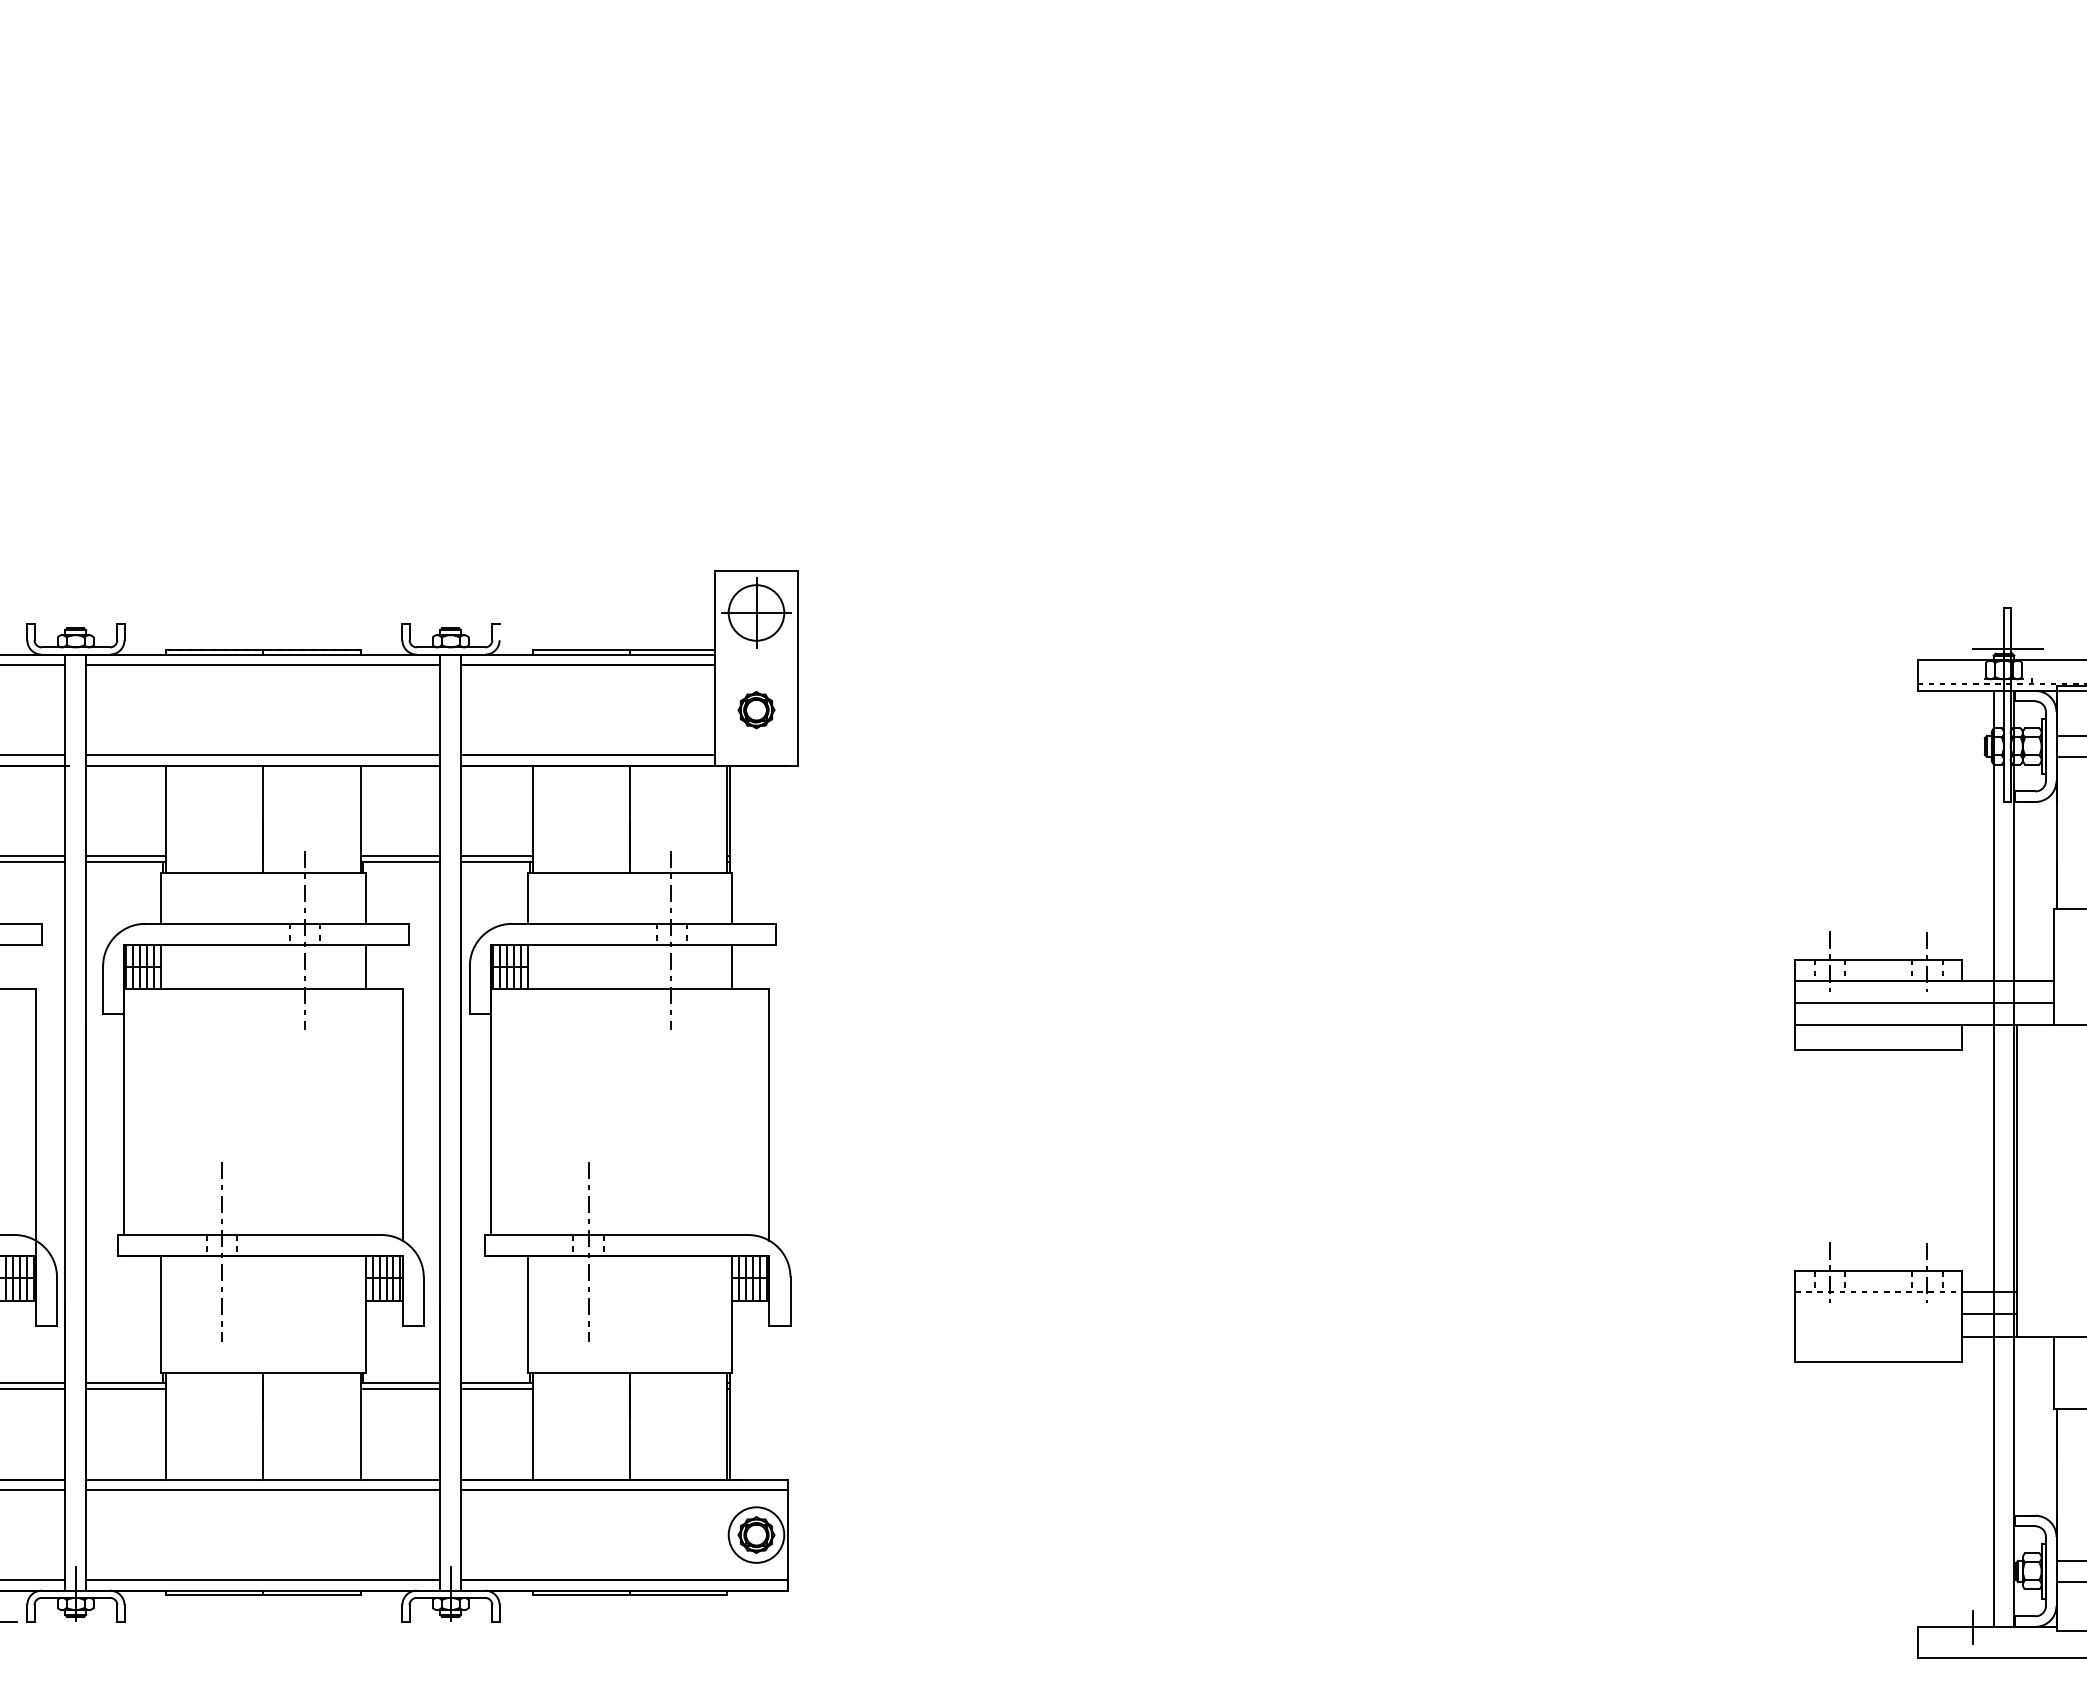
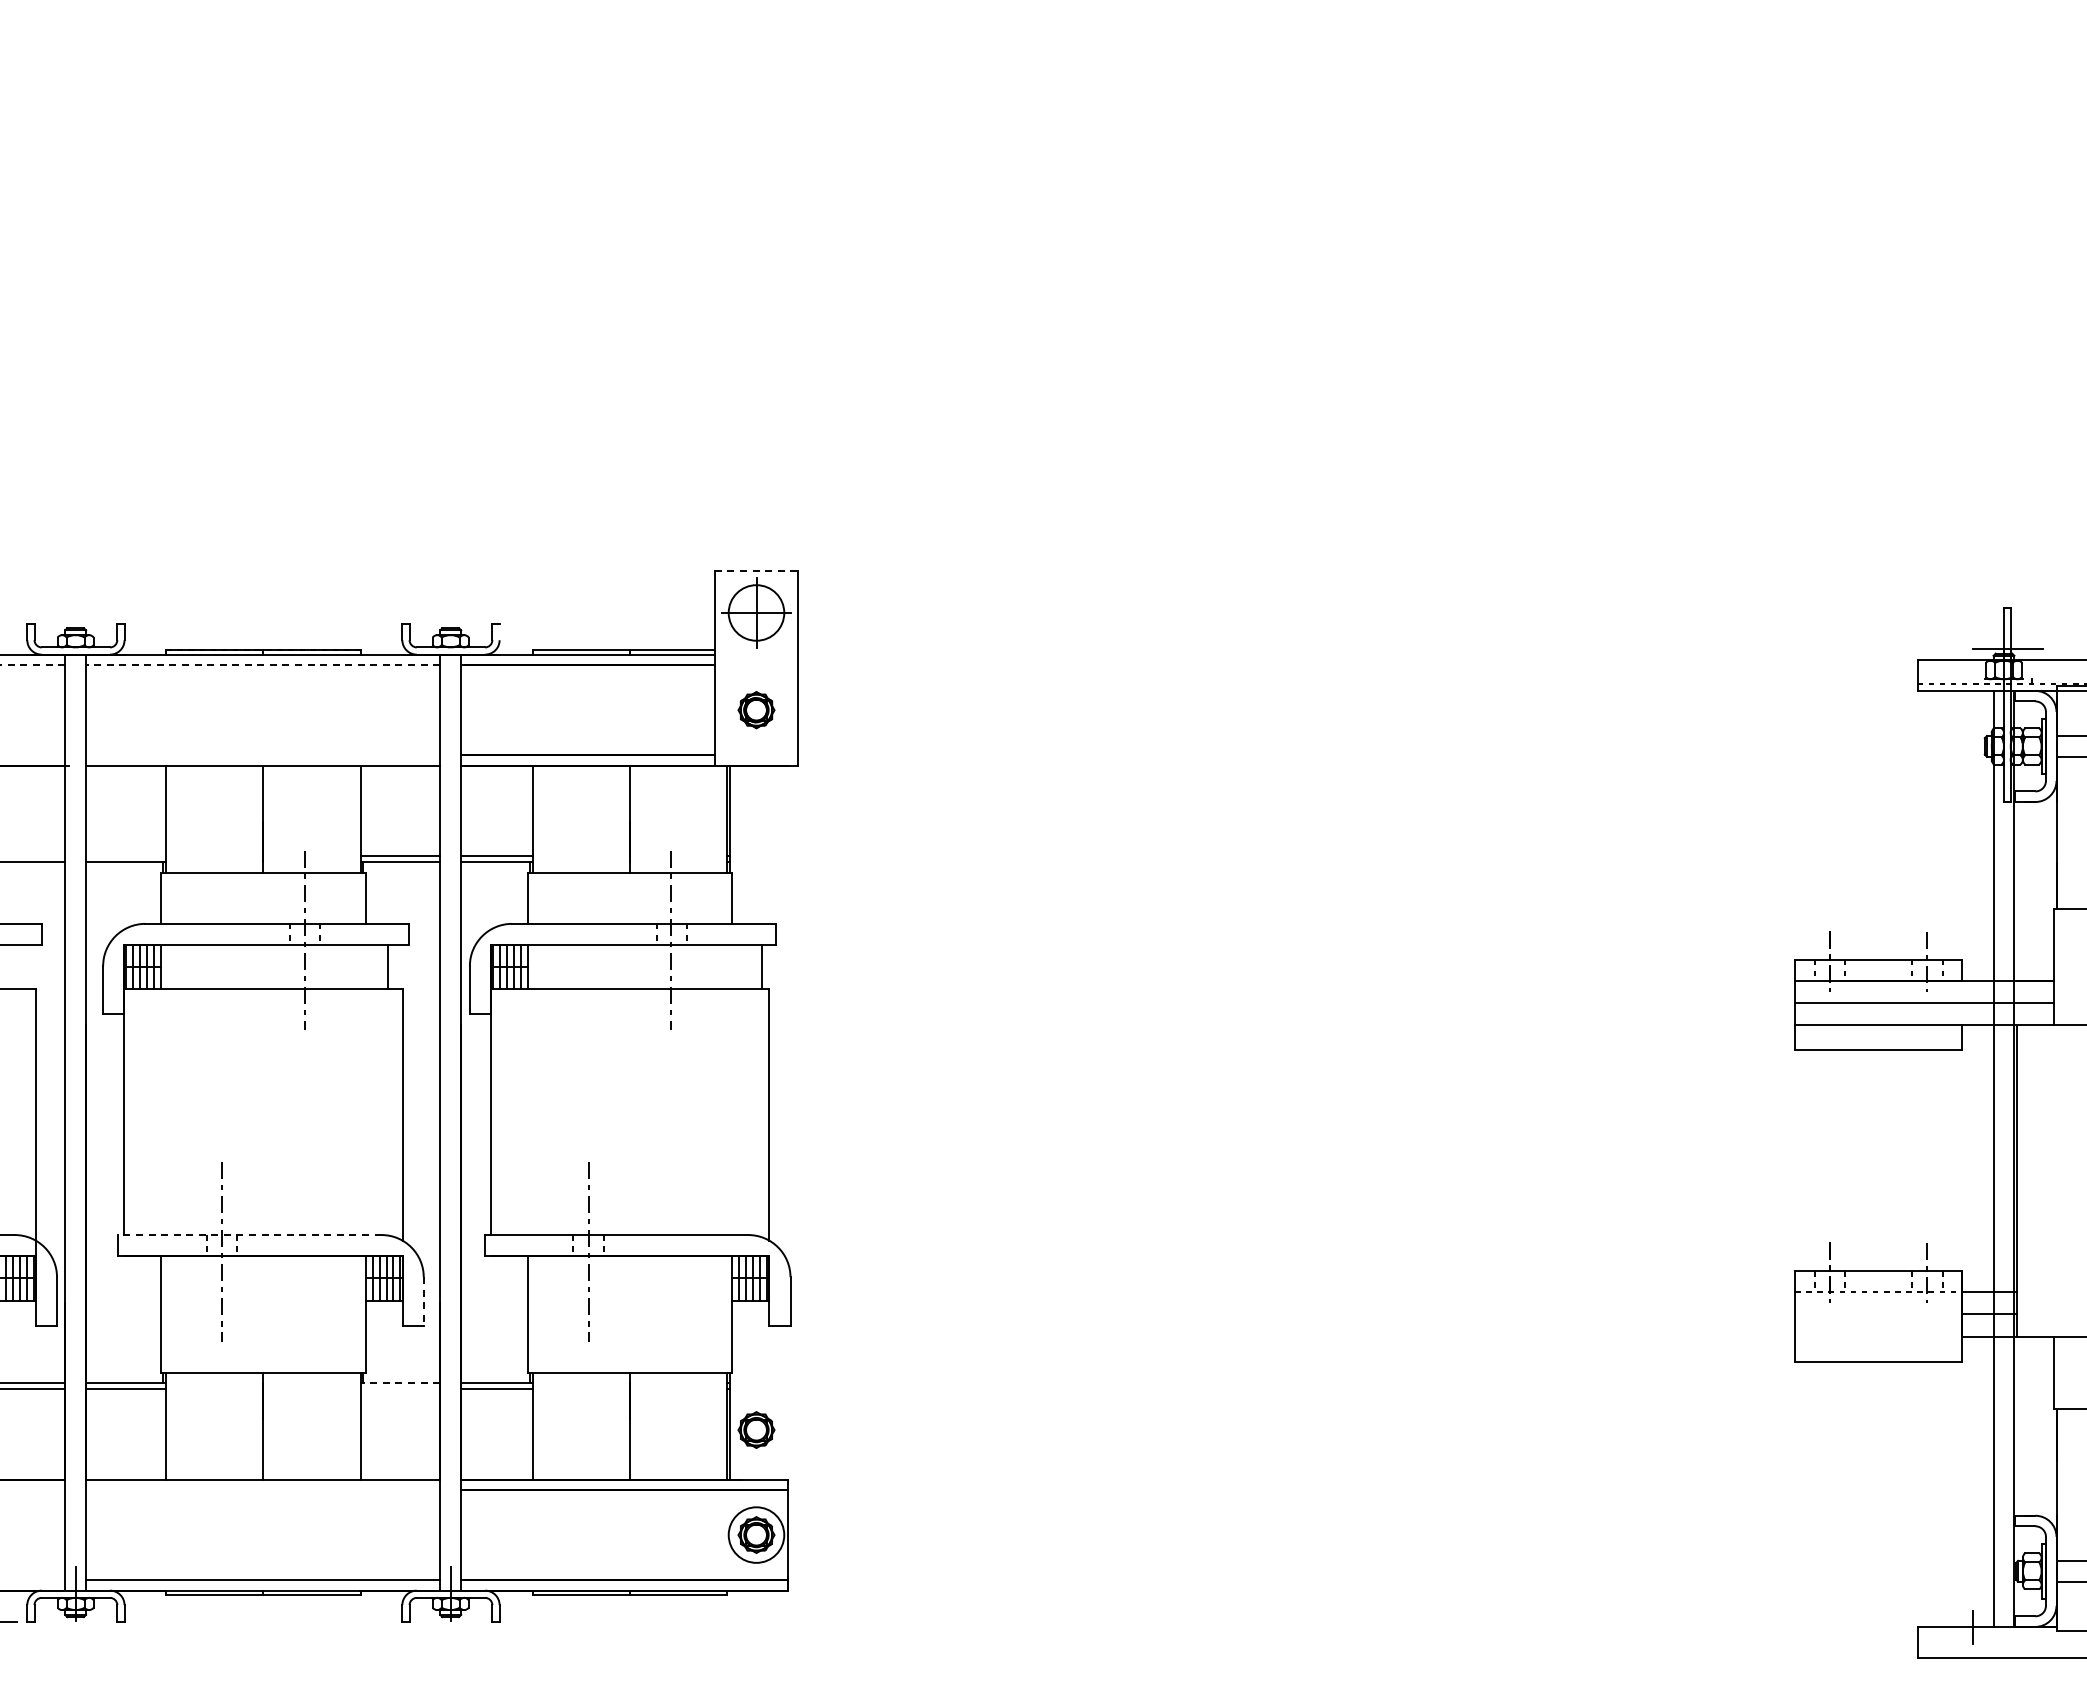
line: solid -> dashed (756, 571)
line: solid -> dashed (32, 665)
line: solid -> dashed (263, 665)
line: present -> none (33, 755)
line: present -> none (263, 755)
line: present -> none (33, 856)
line: present -> none (126, 856)
line position: (365, 966) -> (387, 966) (387, 966)
line position: (732, 966) -> (762, 966) (762, 966)
line: solid -> dashed (249, 1235)
line: solid -> dashed (423, 1301)
line: solid -> dashed (400, 1383)
line: present -> none (400, 1388)
part: none -> present (756, 1429)
line: present -> none (33, 1490)
line: present -> none (263, 1490)
line: present -> none (33, 1580)
